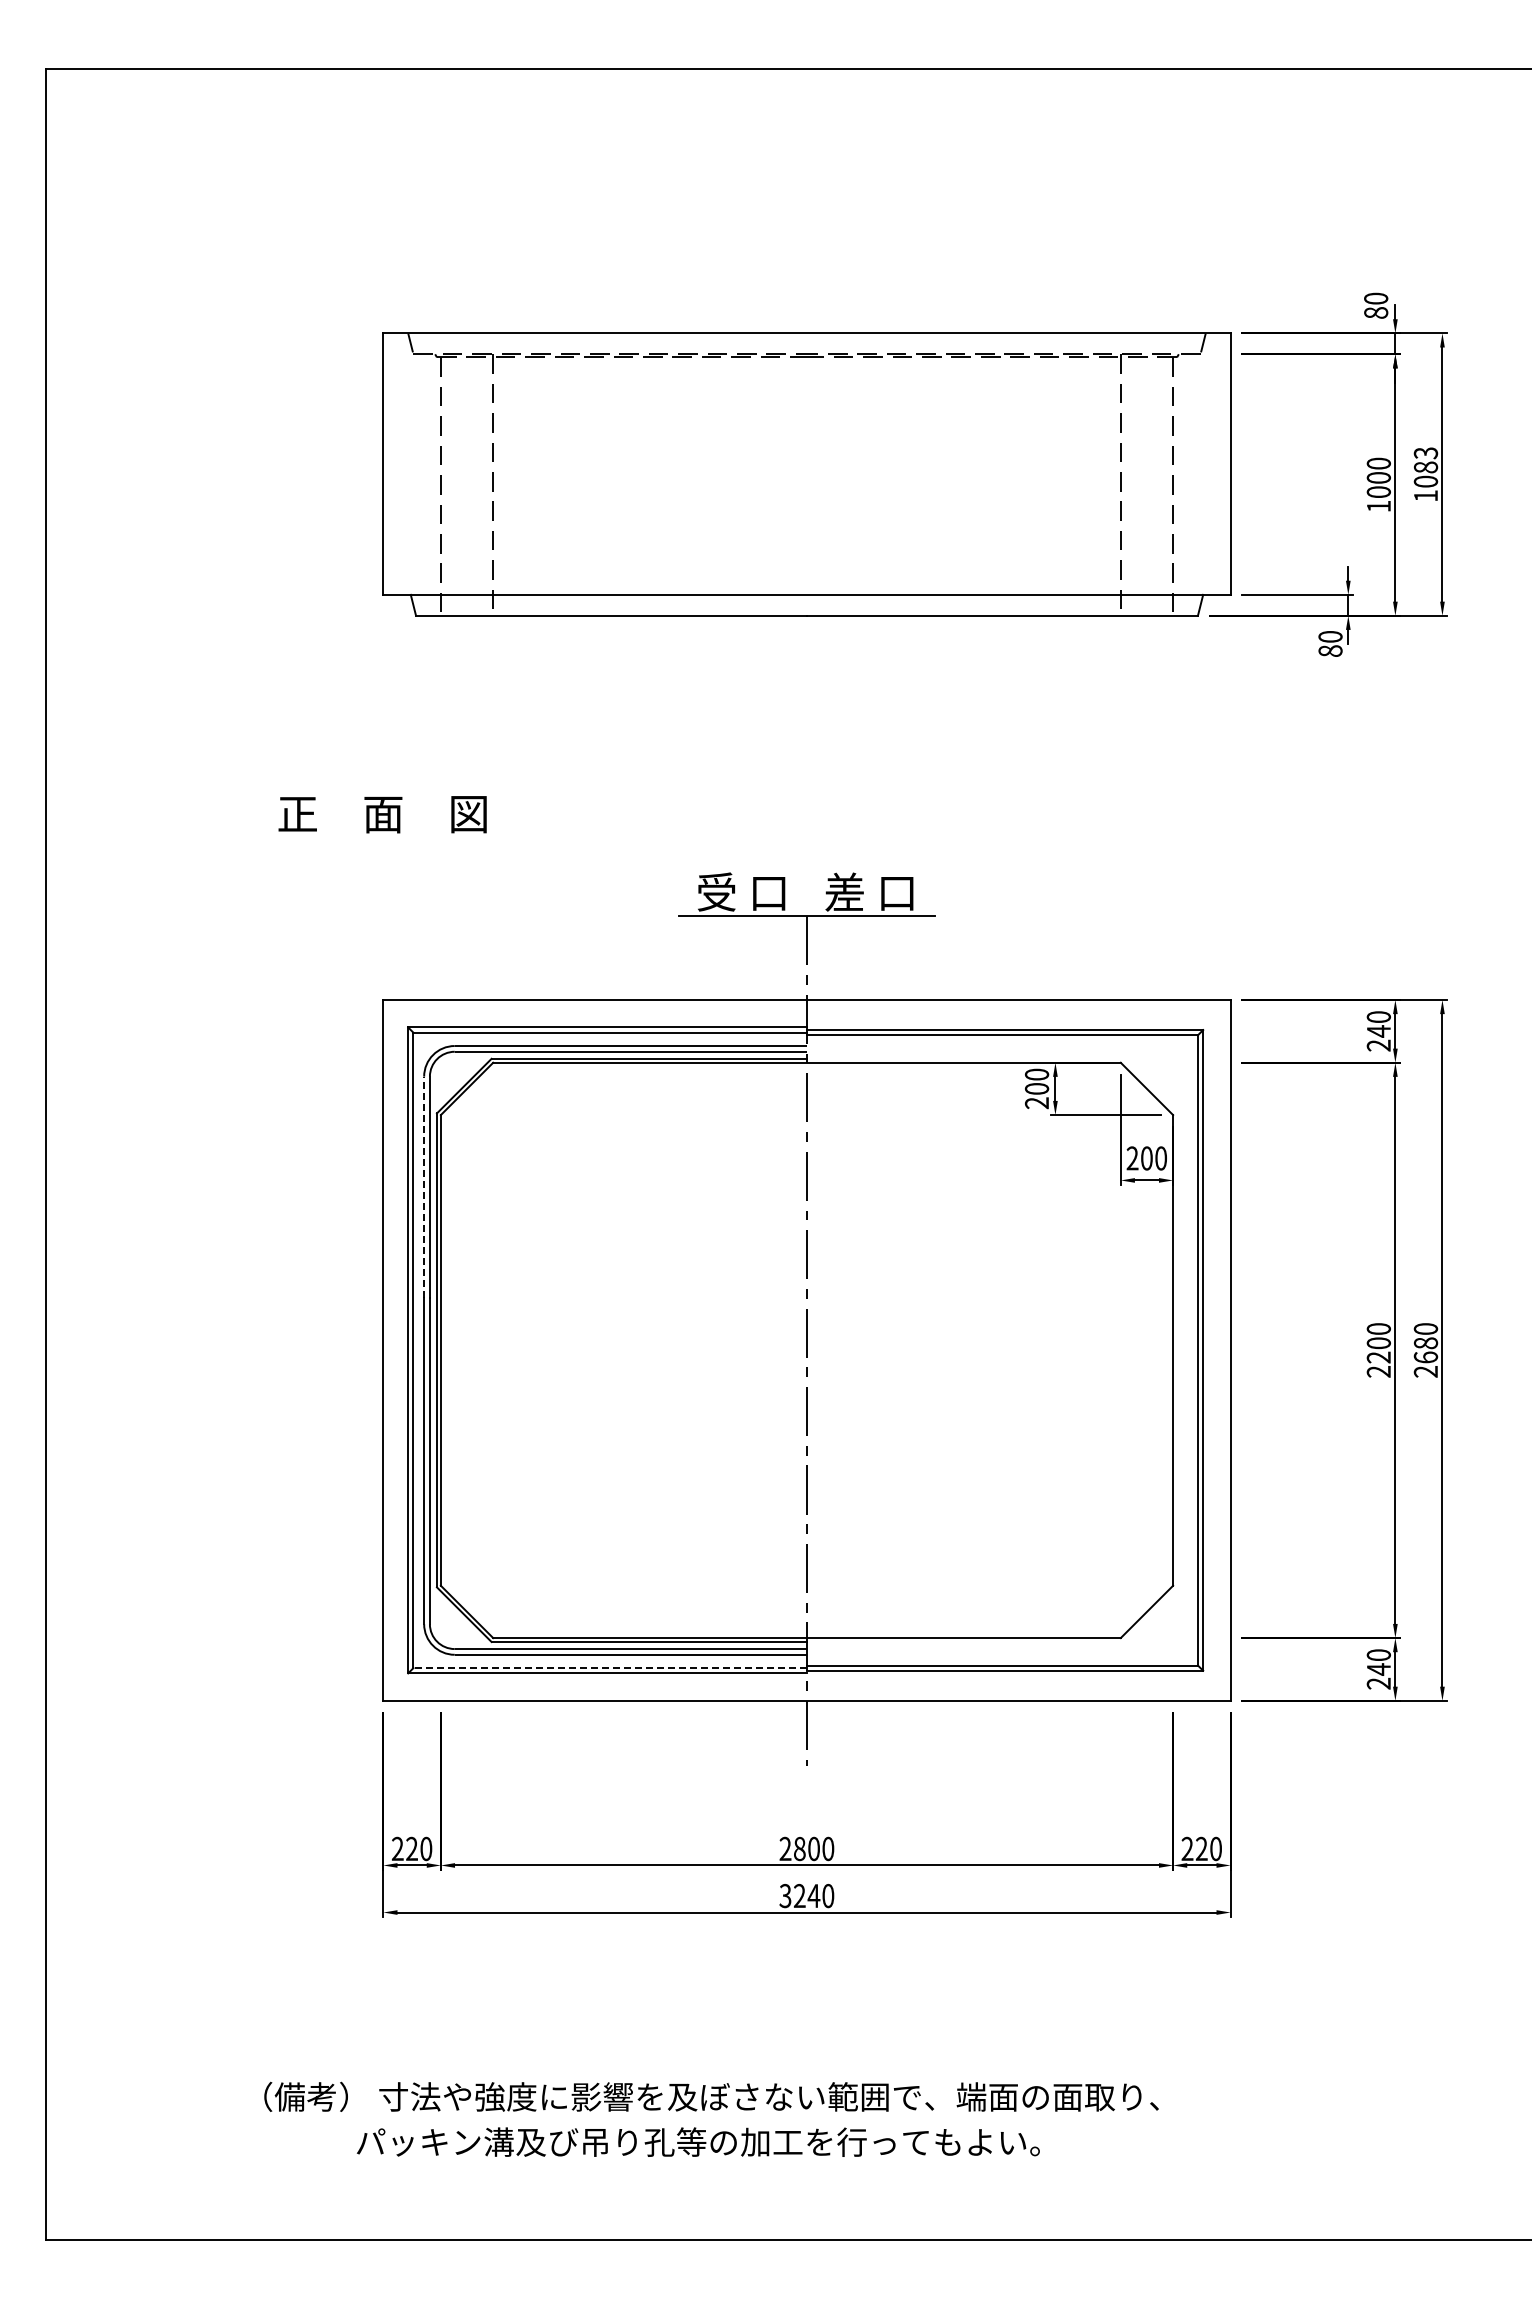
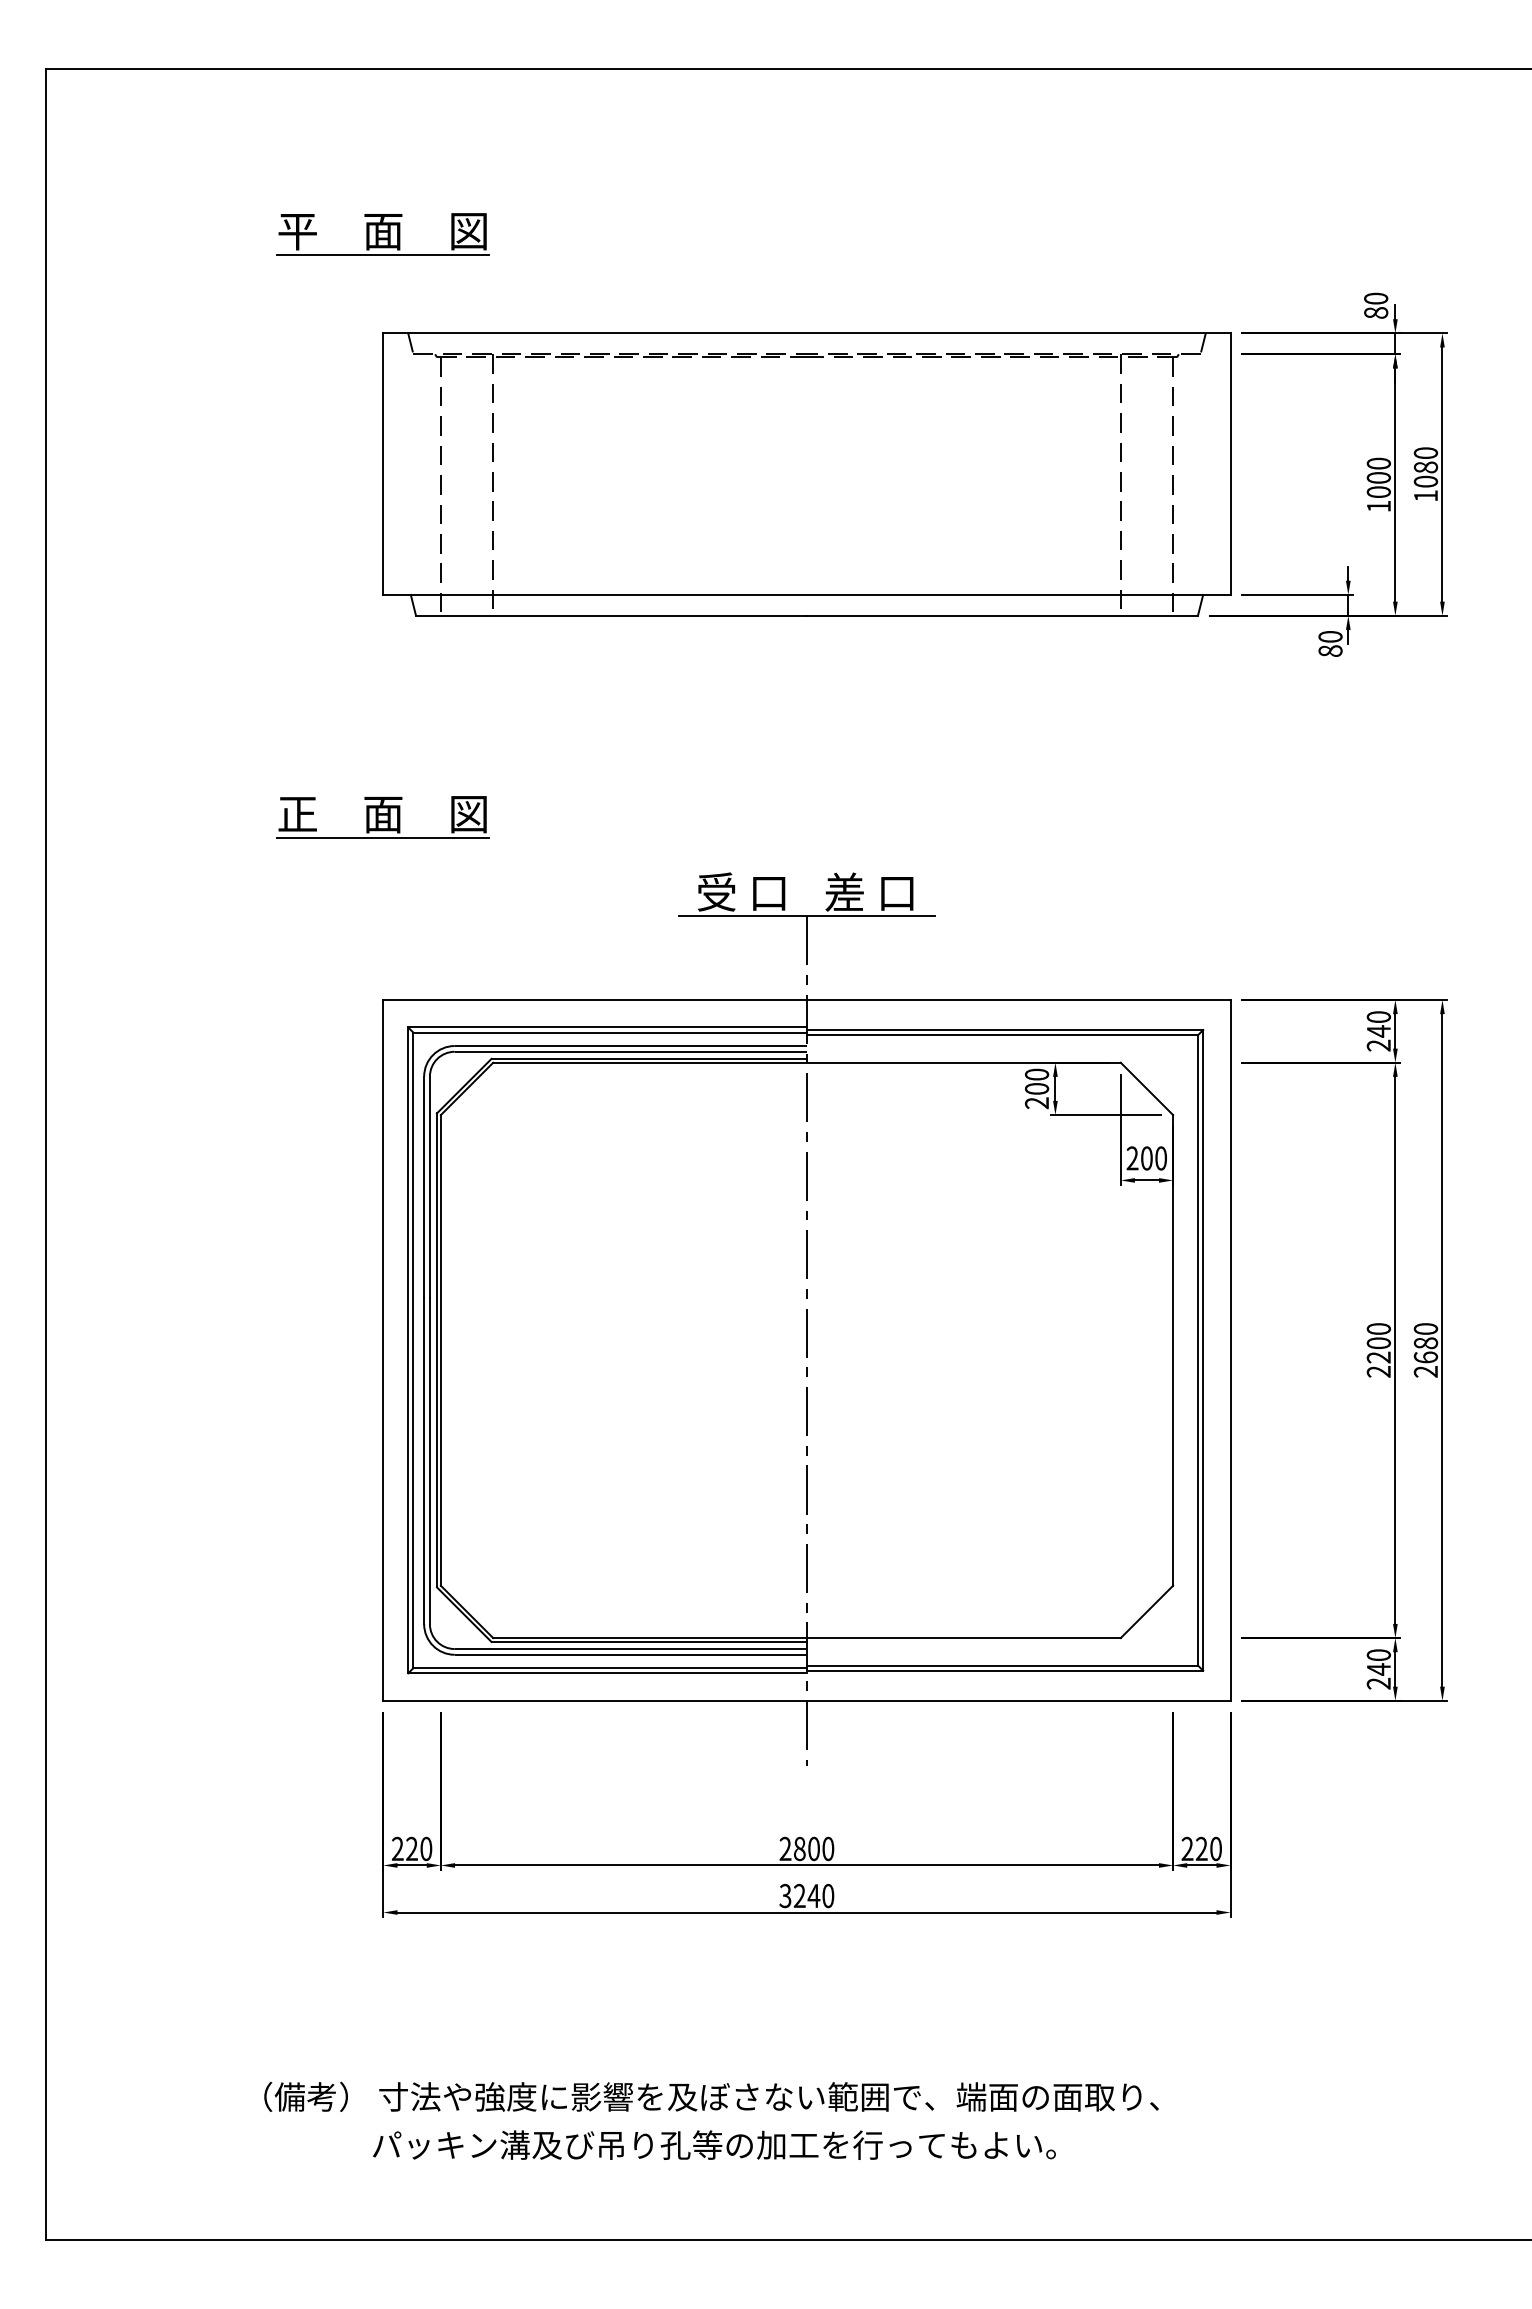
part: none -> present (382, 234)
text: 1083 -> 1080 (1426, 453)
line: none -> present (383, 837)
line: dashed -> solid (424, 1187)
line: dashed -> solid (610, 1668)
text position: (697, 2141) -> (713, 2144) (713, 2144)
